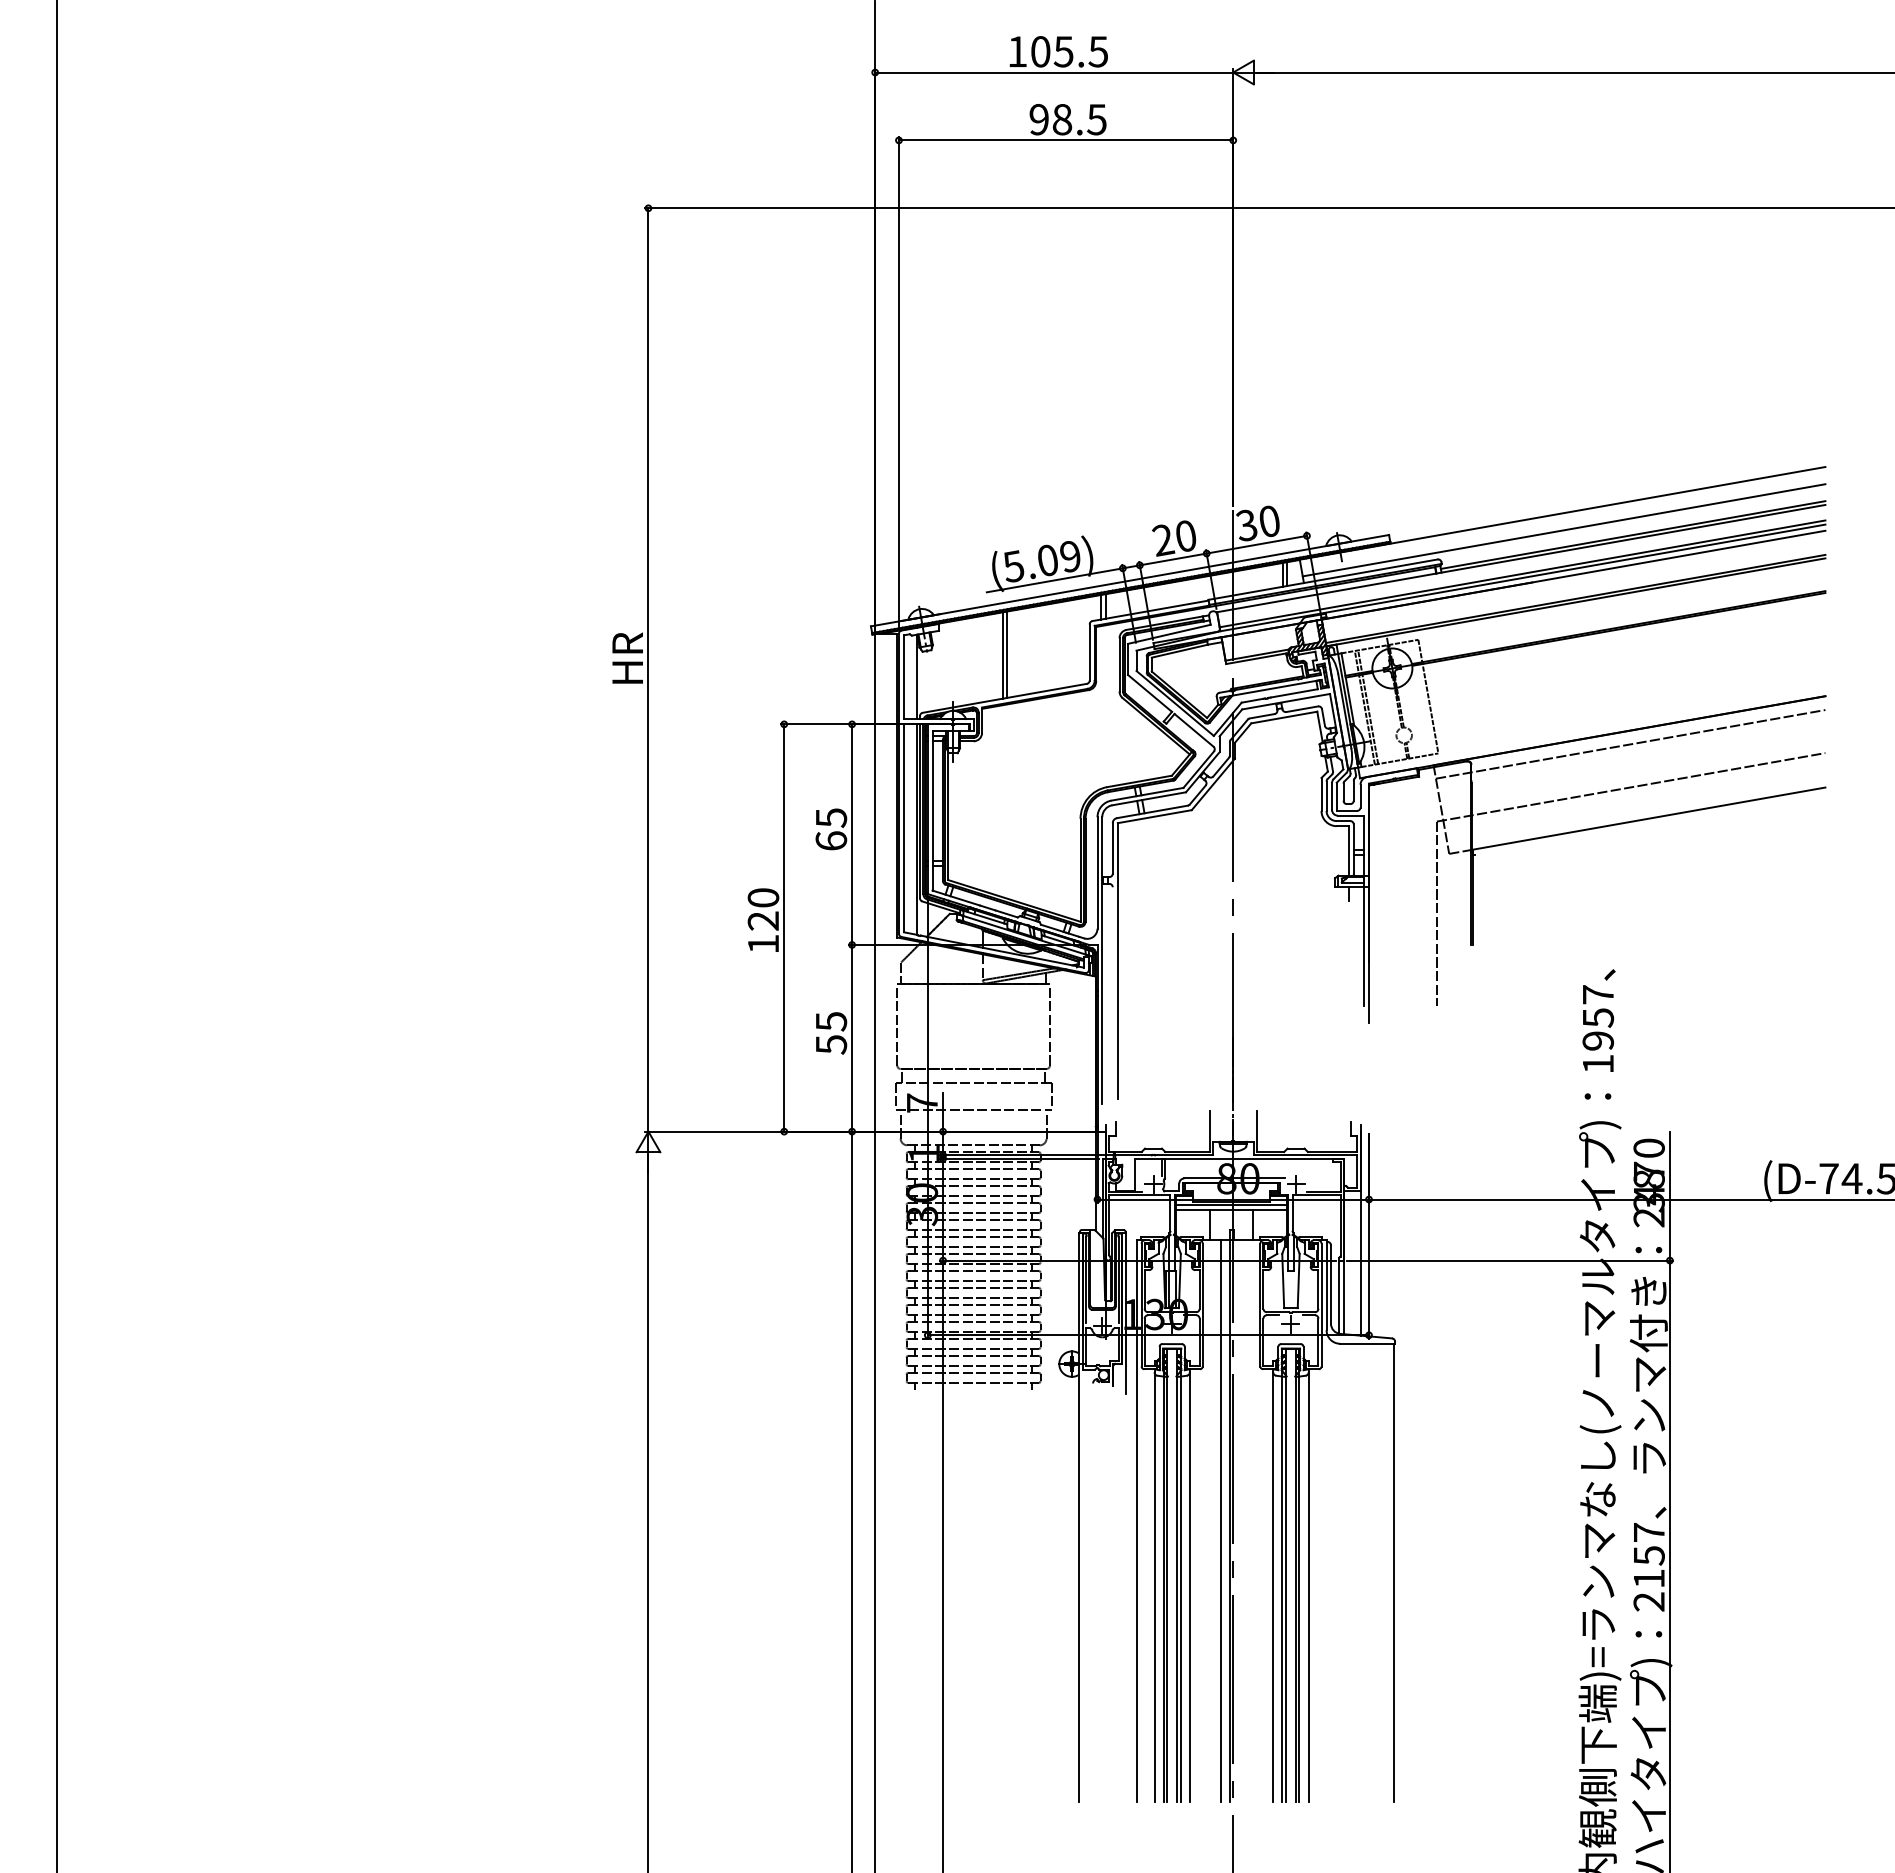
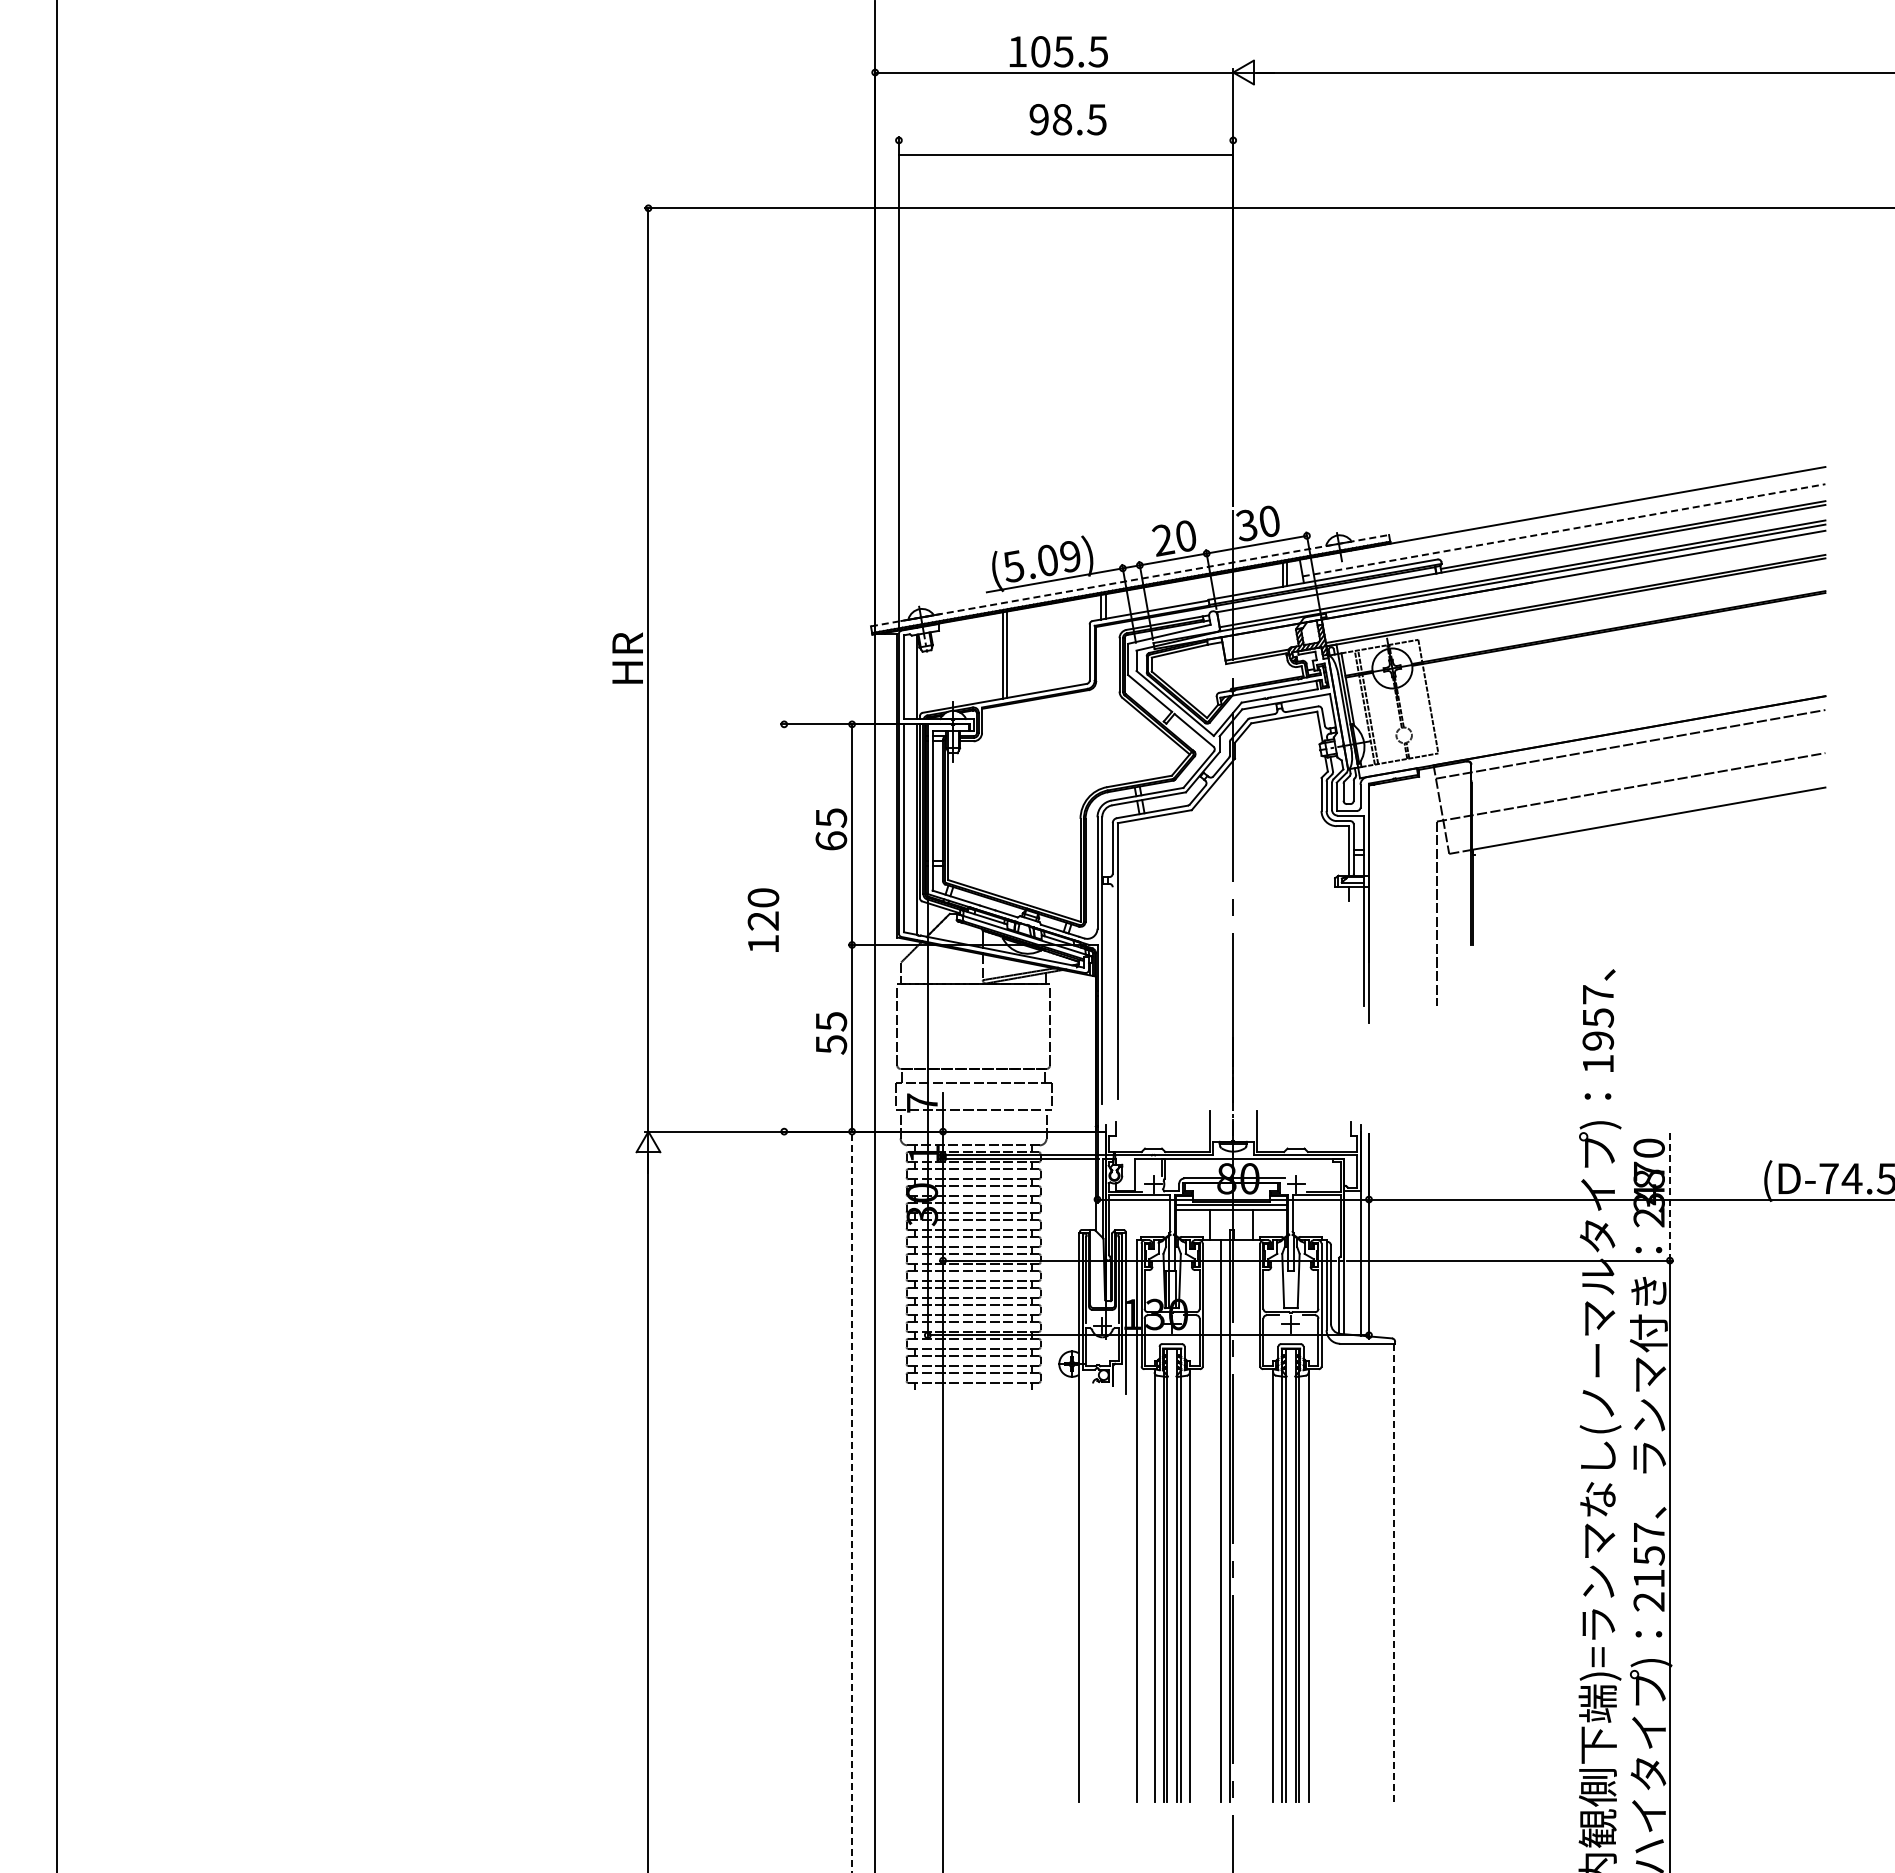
line position: (1065, 140) -> (1065, 155) (1065, 155)
line: solid -> dashed (1564, 530)
line: solid -> dashed (1130, 580)
line: present -> none (784, 927)
line: solid -> dashed (1669, 1195)
line: solid -> dashed (852, 1501)
line: solid -> dashed (1394, 1573)
